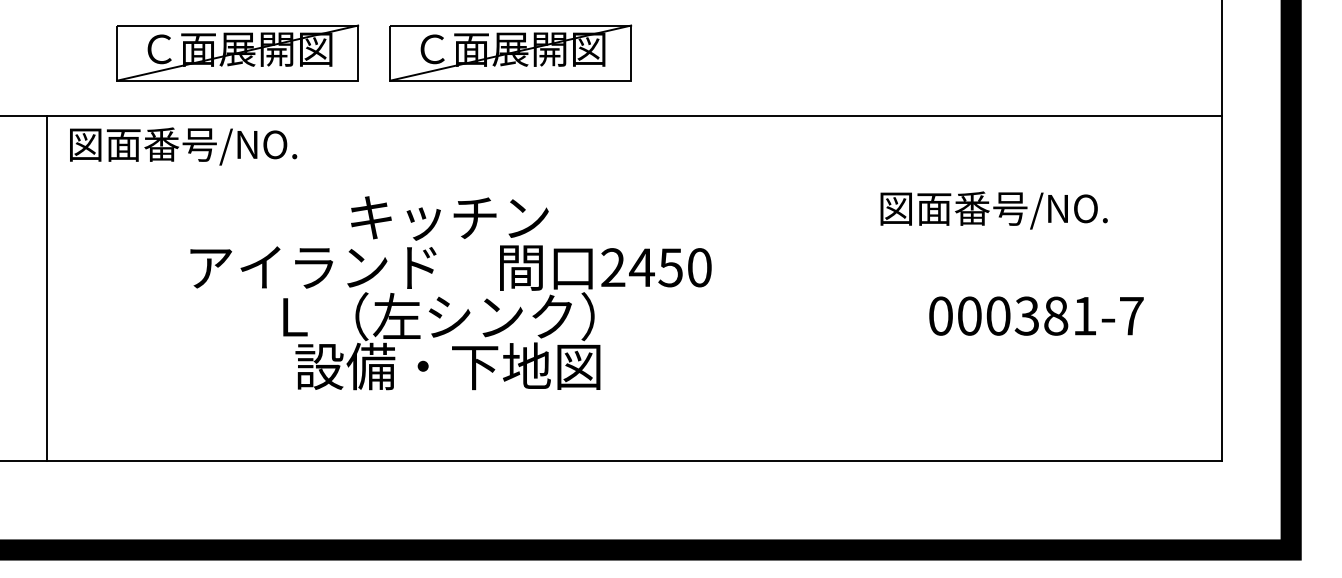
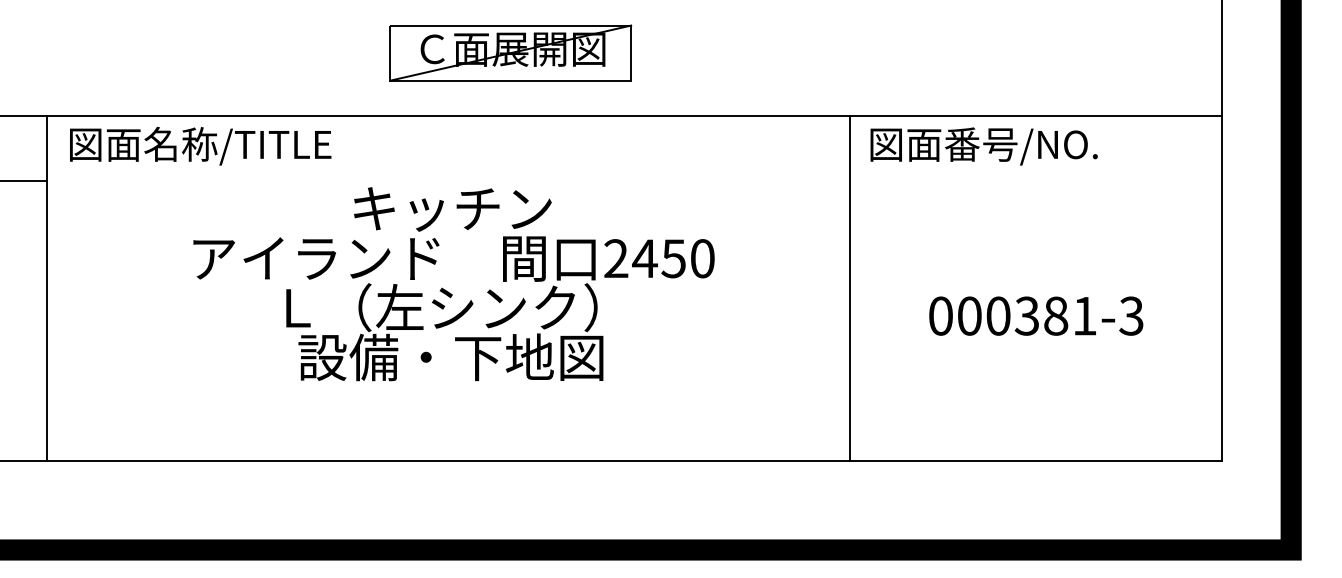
part: present -> none (237, 52)
text: 図面番号/NO. -> 図面名称/TITLE (237, 143)
line: none -> present (24, 181)
text position: (993, 210) -> (983, 146) (983, 146)
line: none -> present (850, 288)
text position: (450, 293) -> (453, 284) (453, 284)
text: 000381-7 -> 000381-3 (1131, 315)
